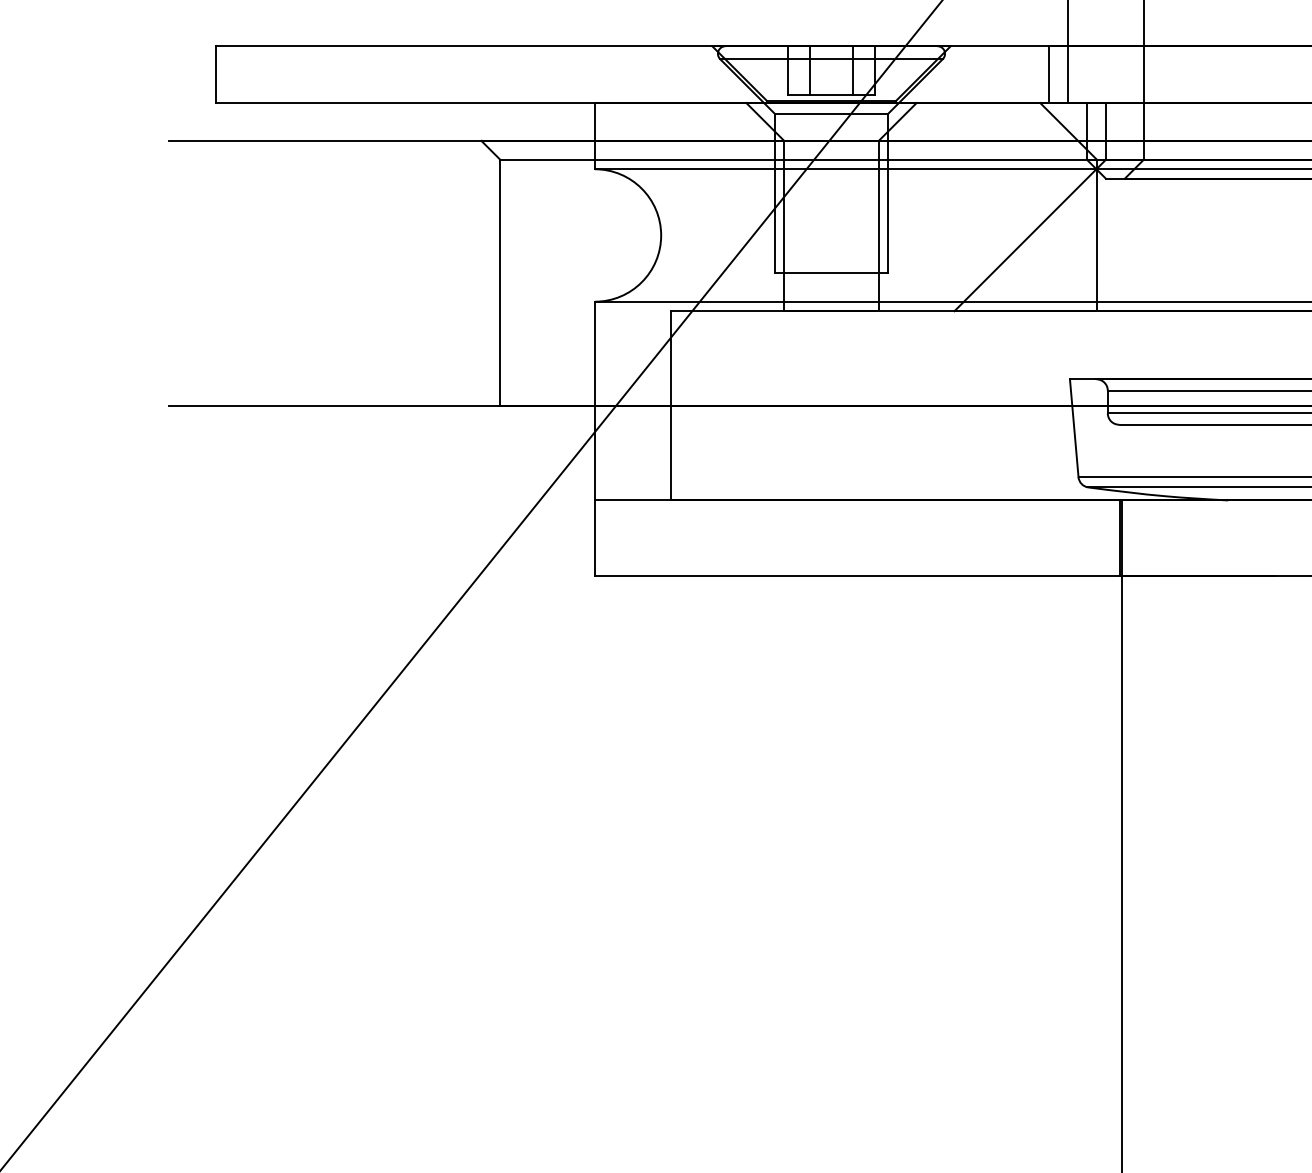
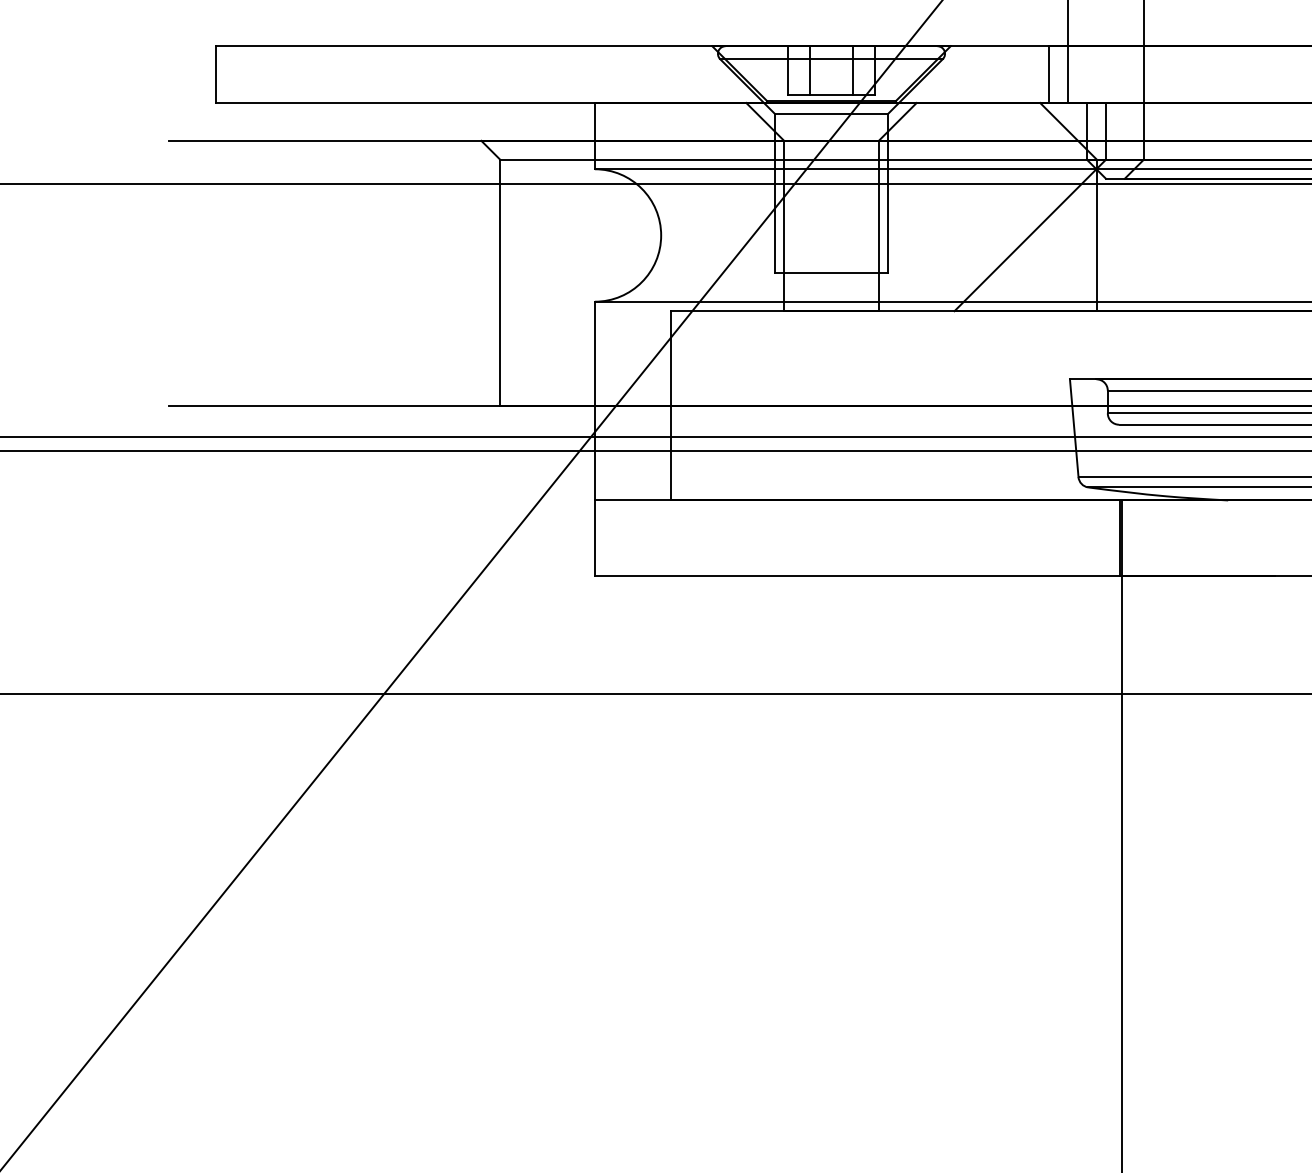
line: none -> present (655, 184)
line: none -> present (655, 436)
line: none -> present (655, 451)
line: none -> present (655, 693)
